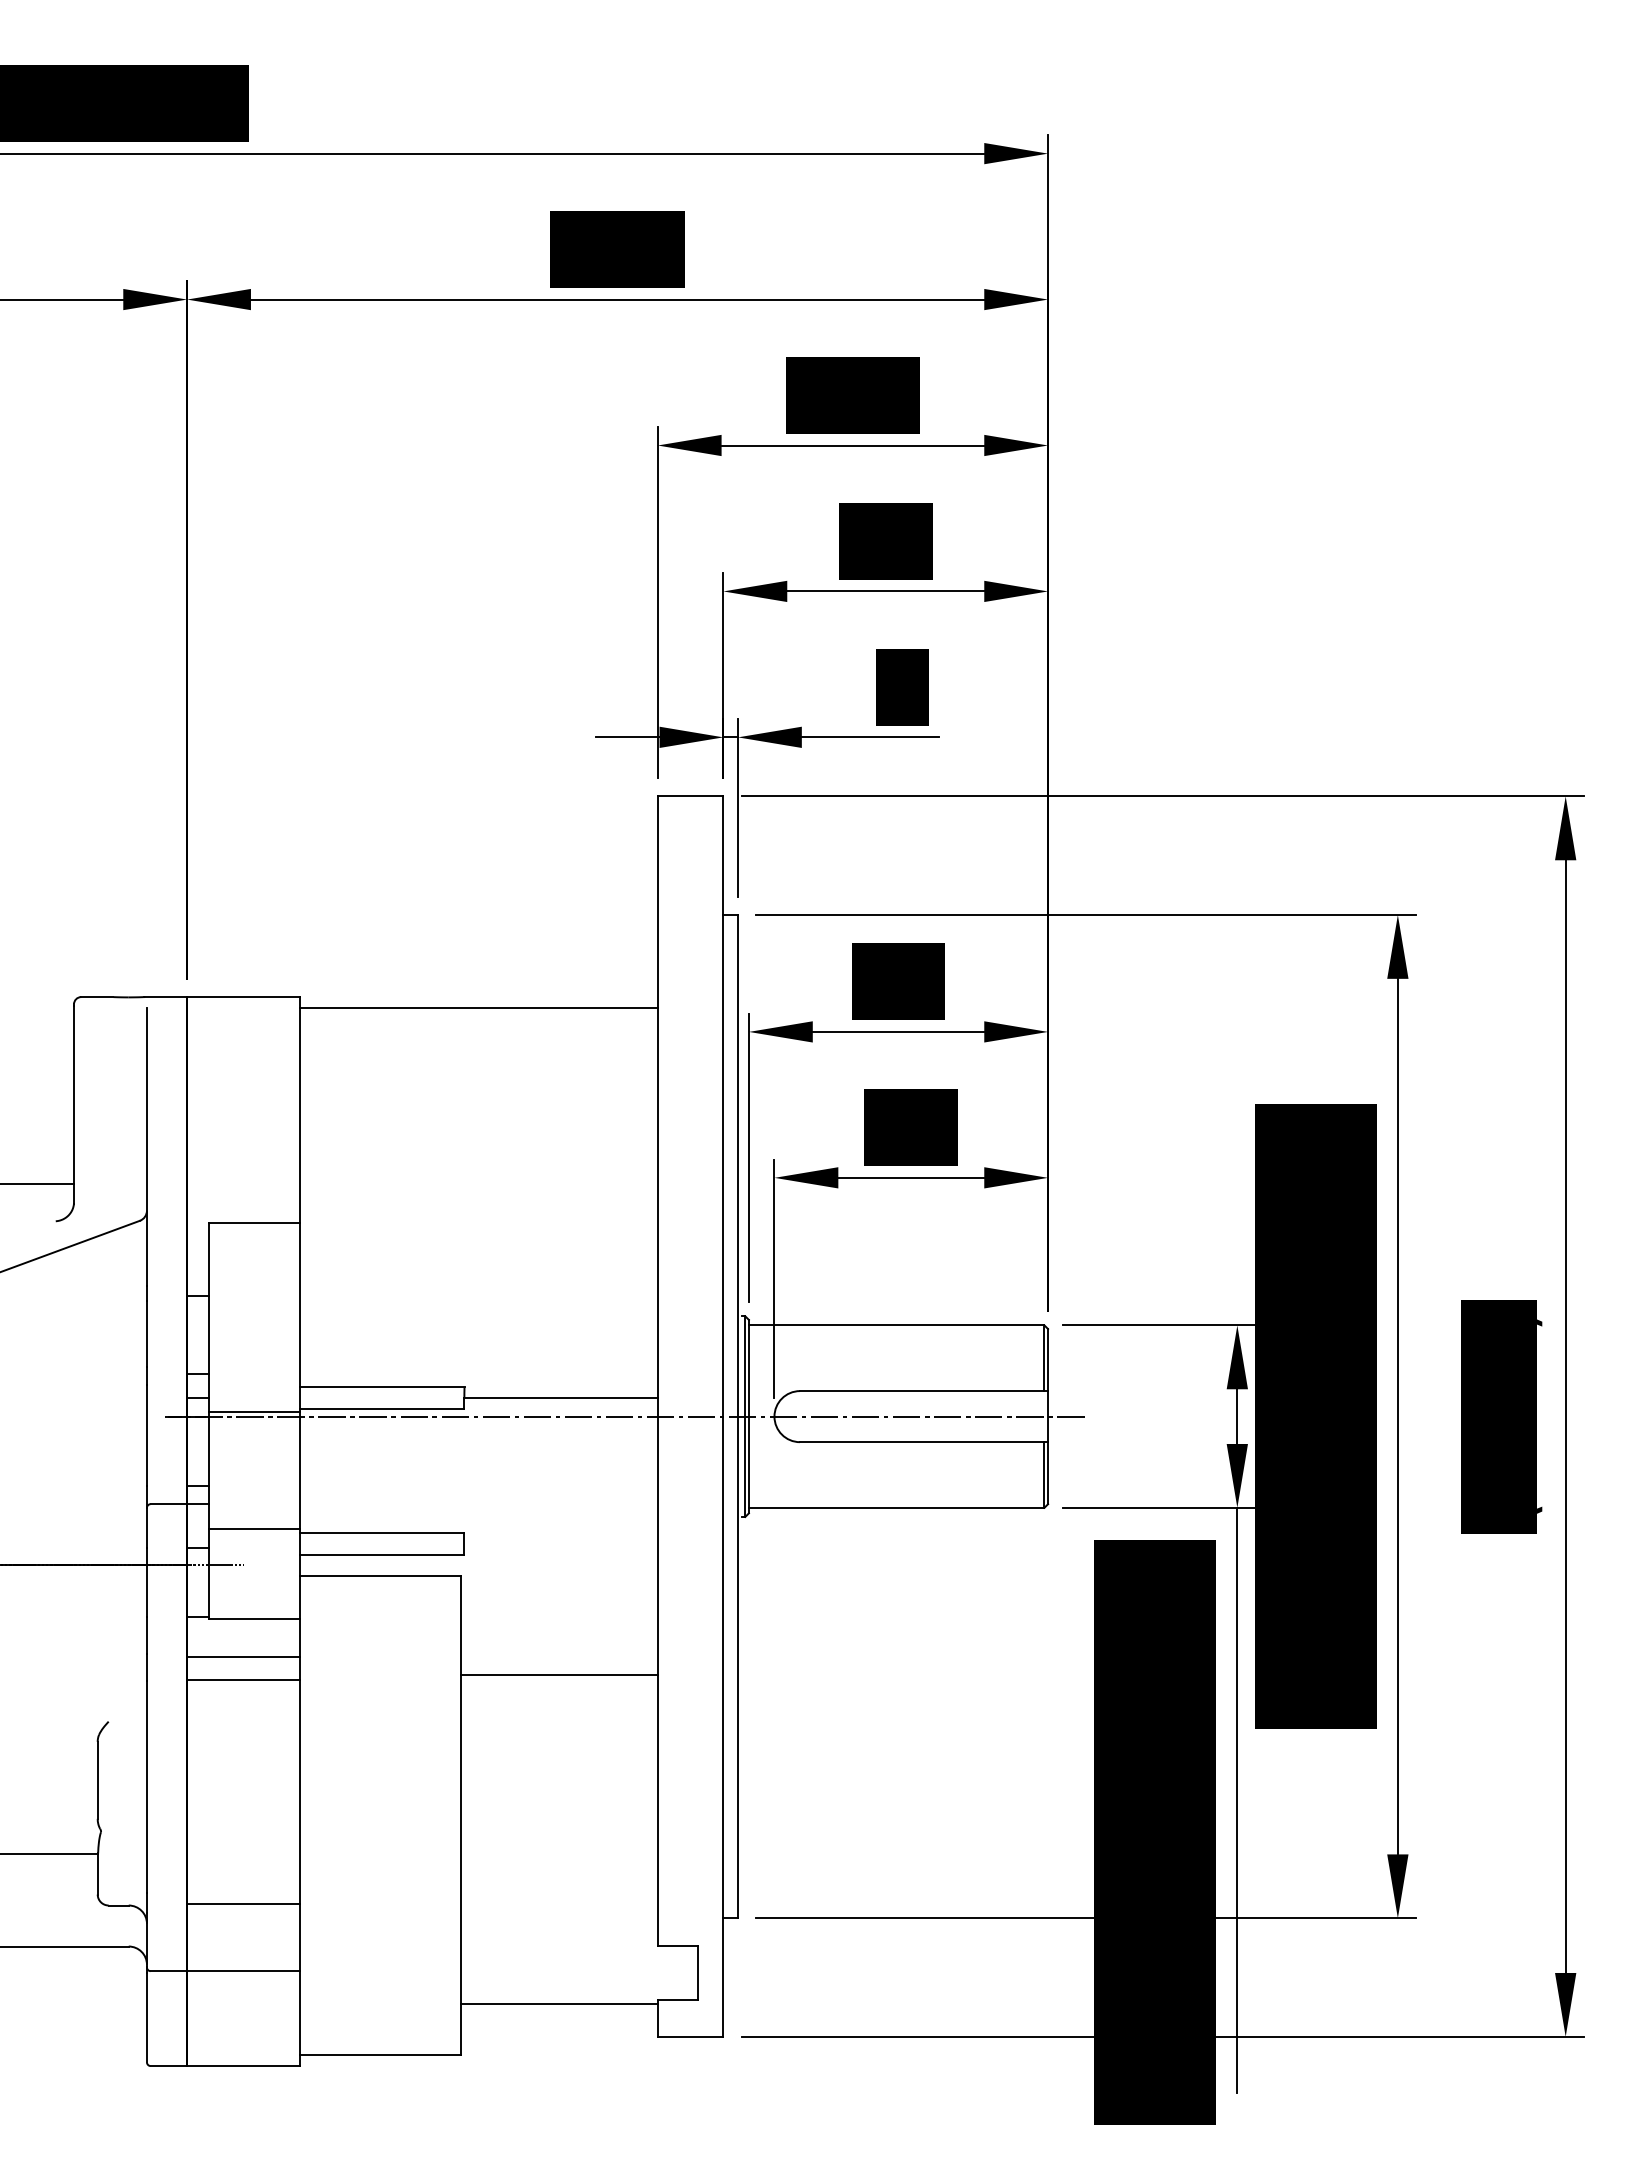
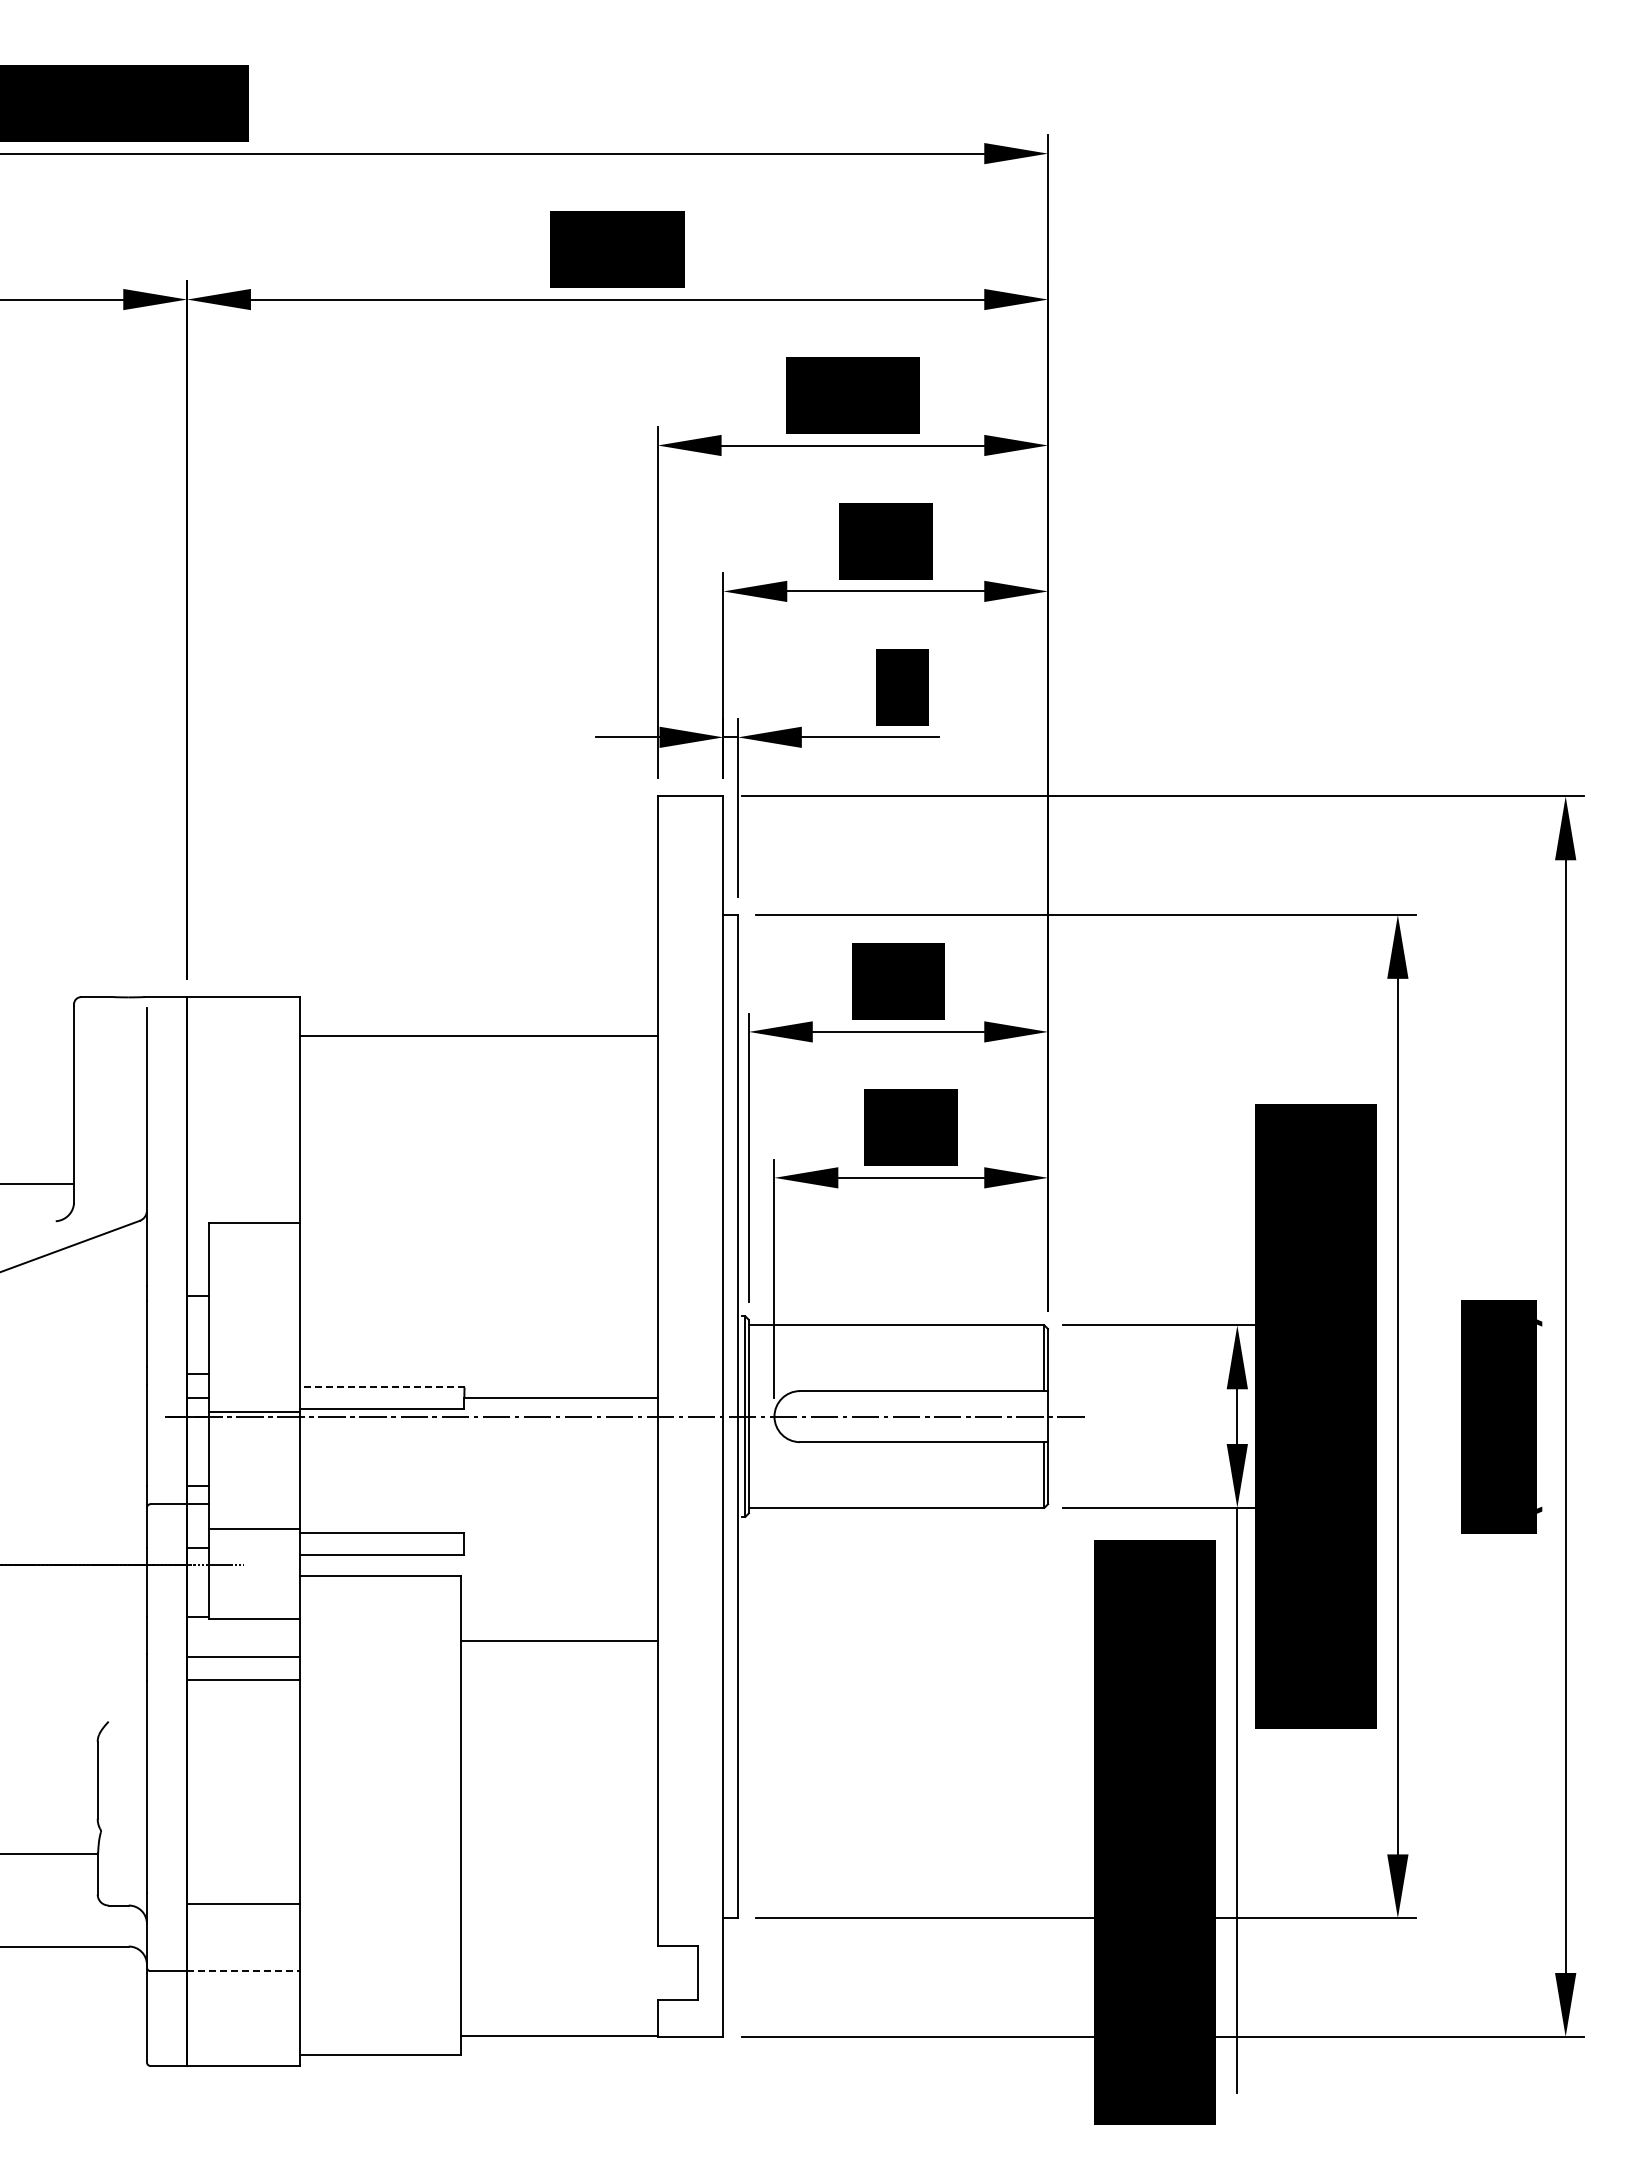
line position: (478, 1008) -> (478, 1036) (478, 1036)
line: solid -> dashed (381, 1387)
line position: (558, 1674) -> (558, 1640) (558, 1640)
line: solid -> dashed (243, 1971)
line position: (558, 2004) -> (558, 2036) (558, 2036)
